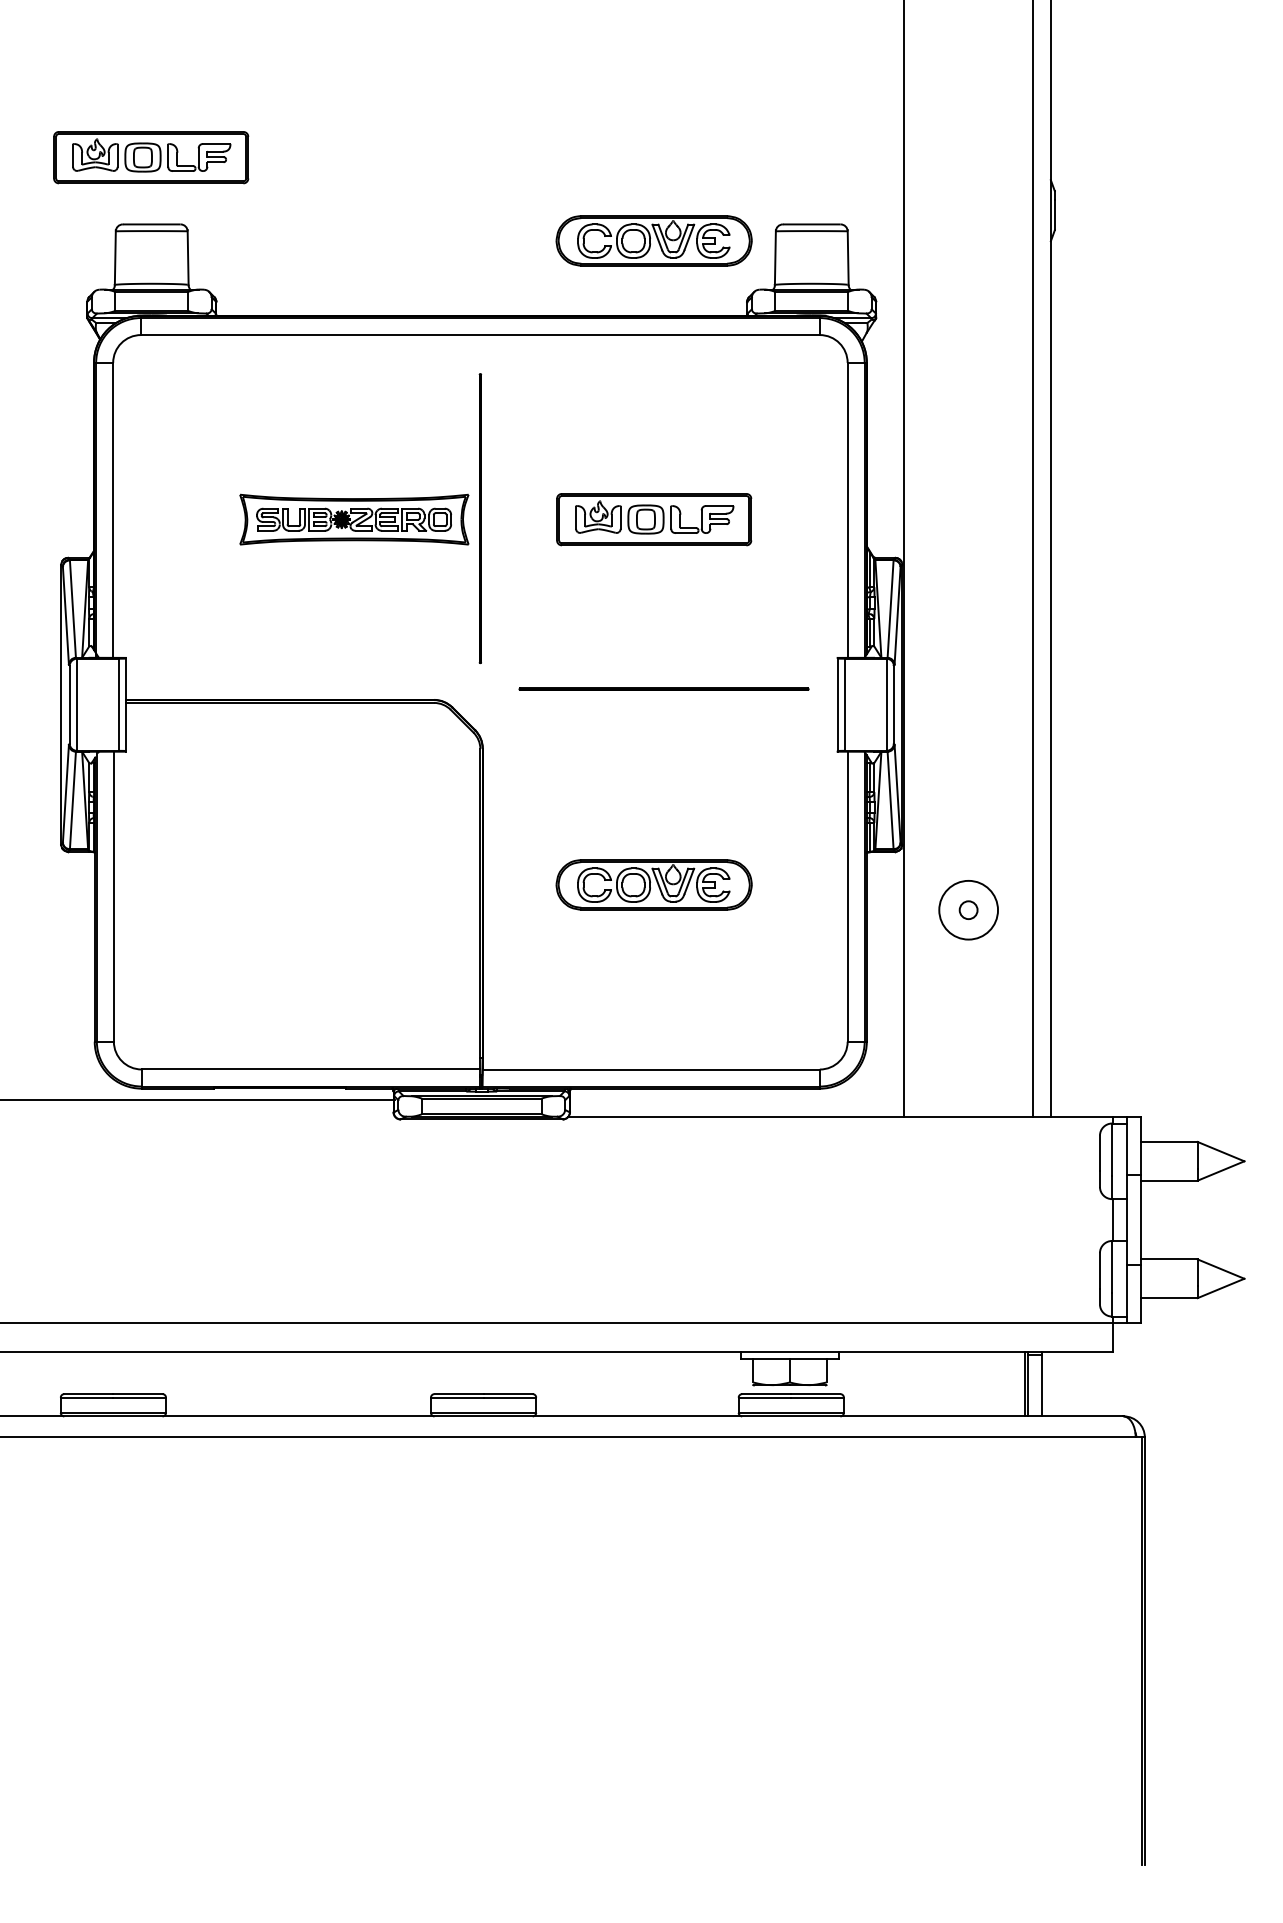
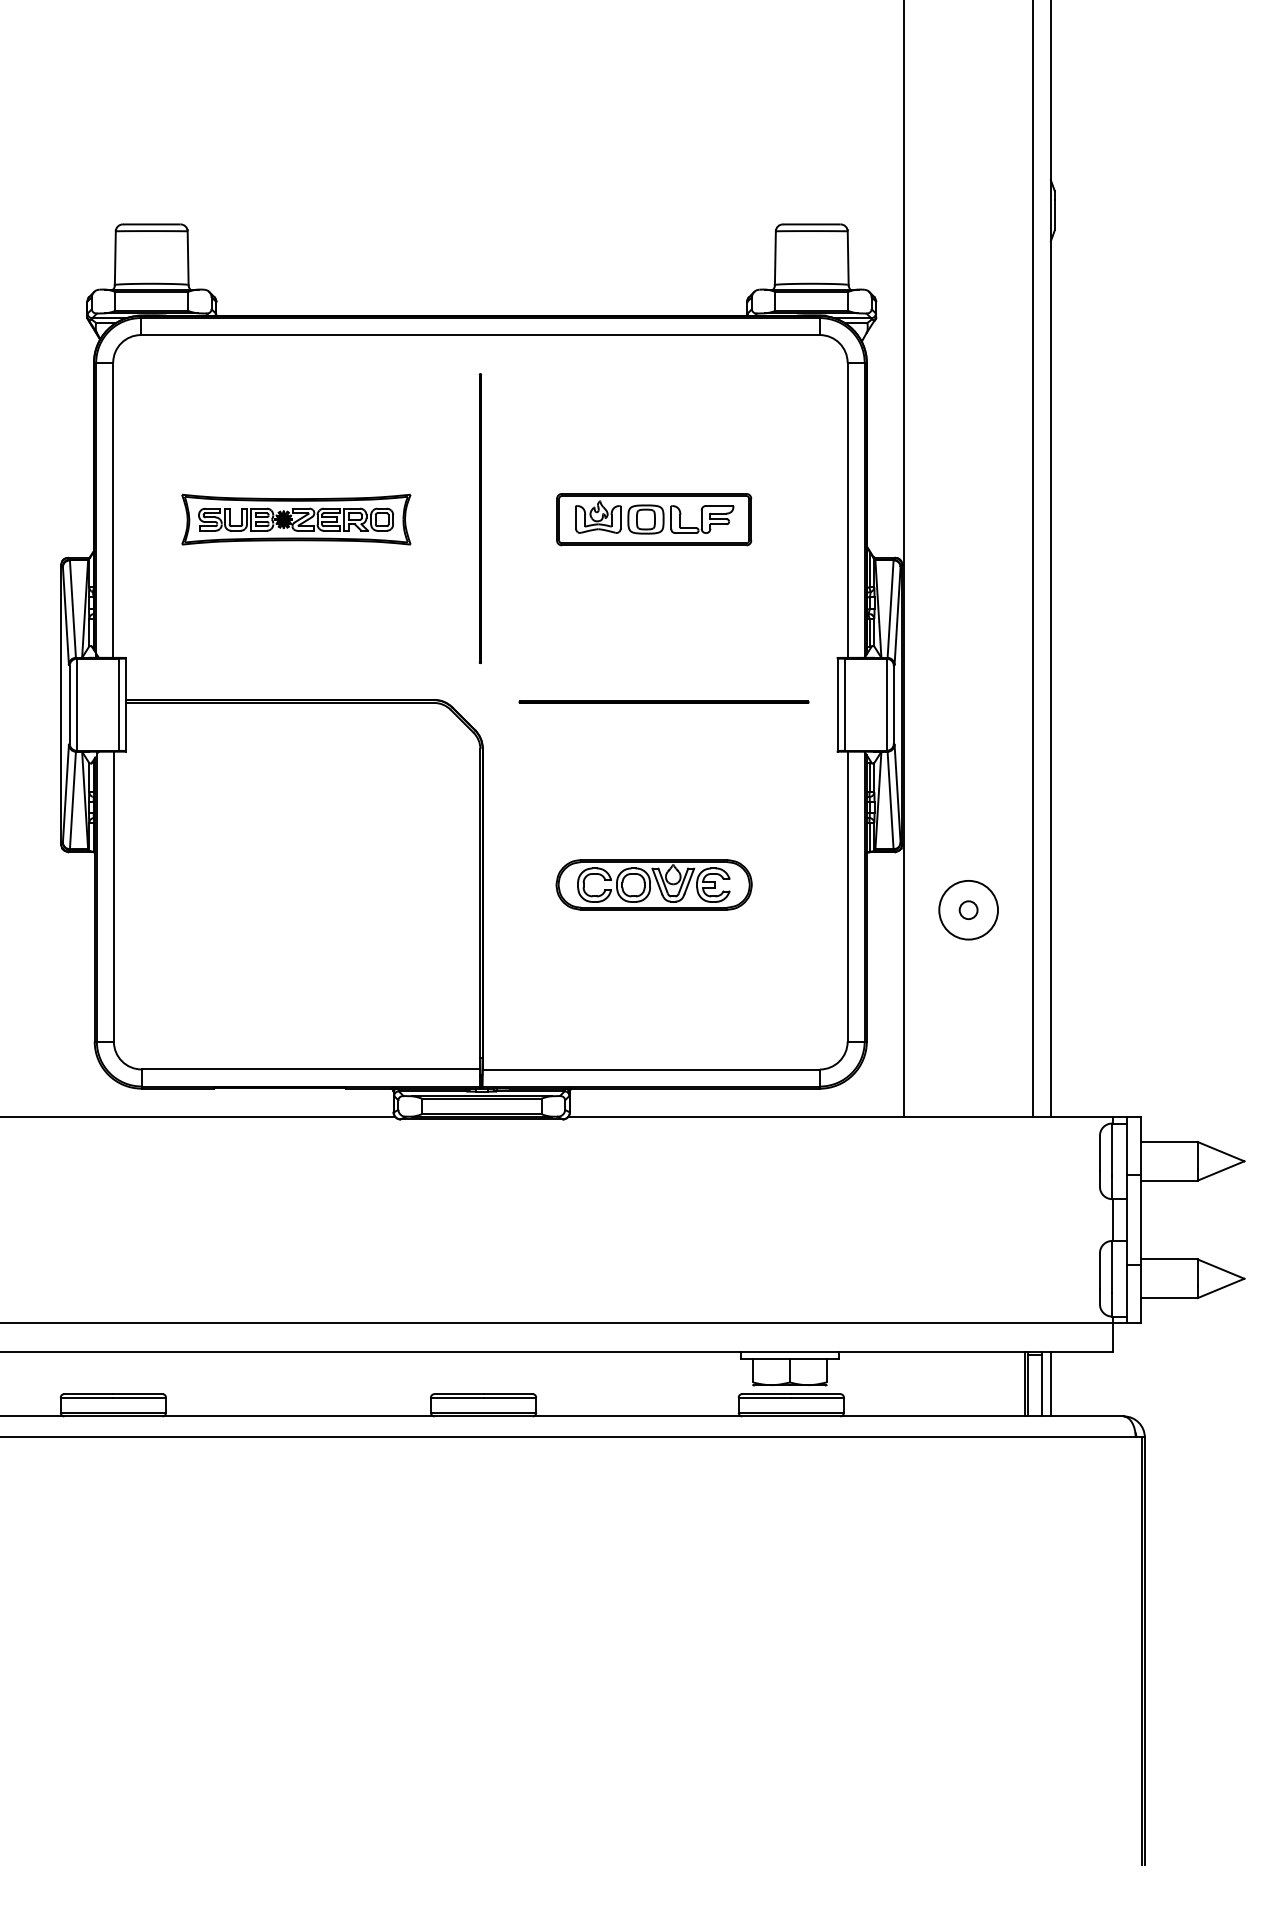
part: present -> none (151, 157)
part: present -> none (653, 240)
part position: (354, 519) -> (296, 519) (296, 519)
line position: (663, 688) -> (663, 701) (663, 701)
line position: (198, 1099) -> (198, 1116) (198, 1116)
line: none -> present (1050, 1383)
